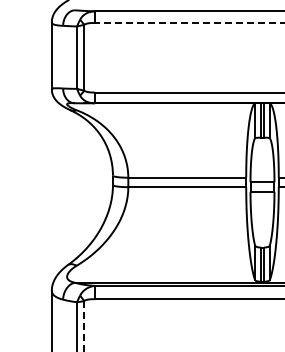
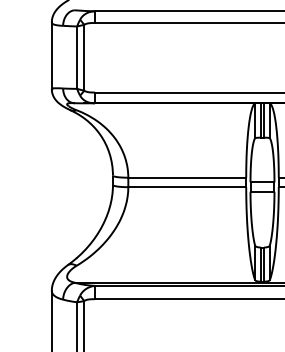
line: dashed -> solid (190, 22)
line: dashed -> solid (84, 326)
